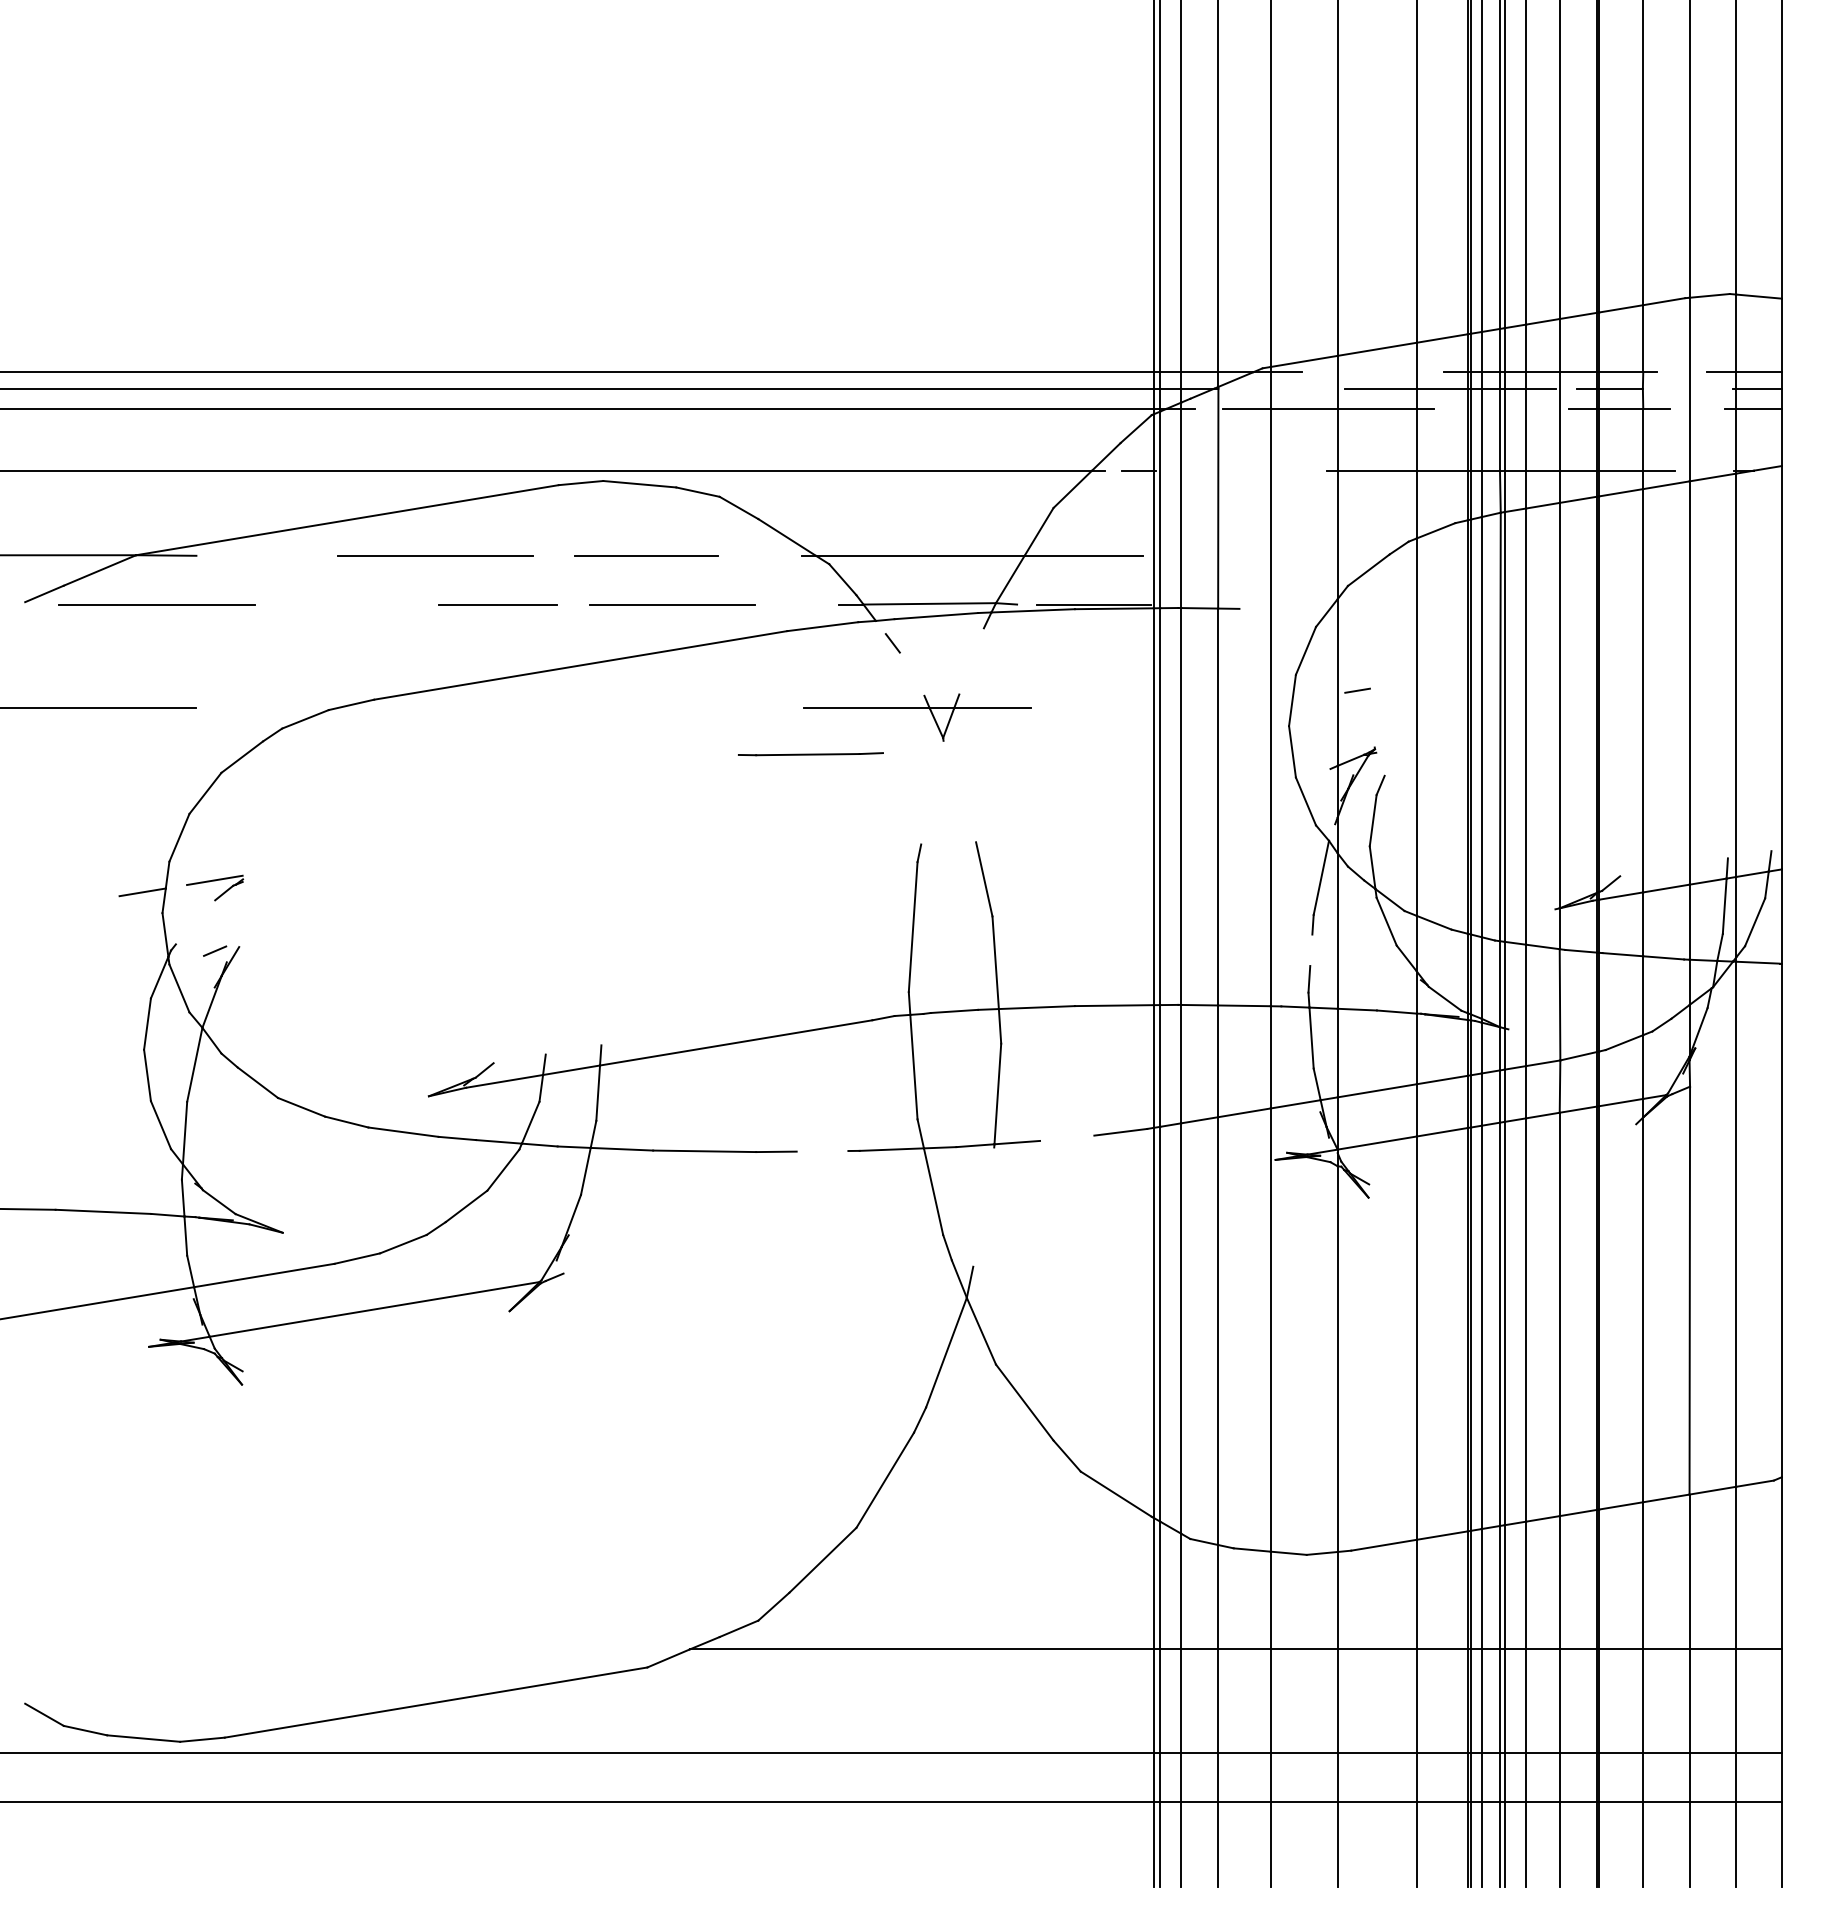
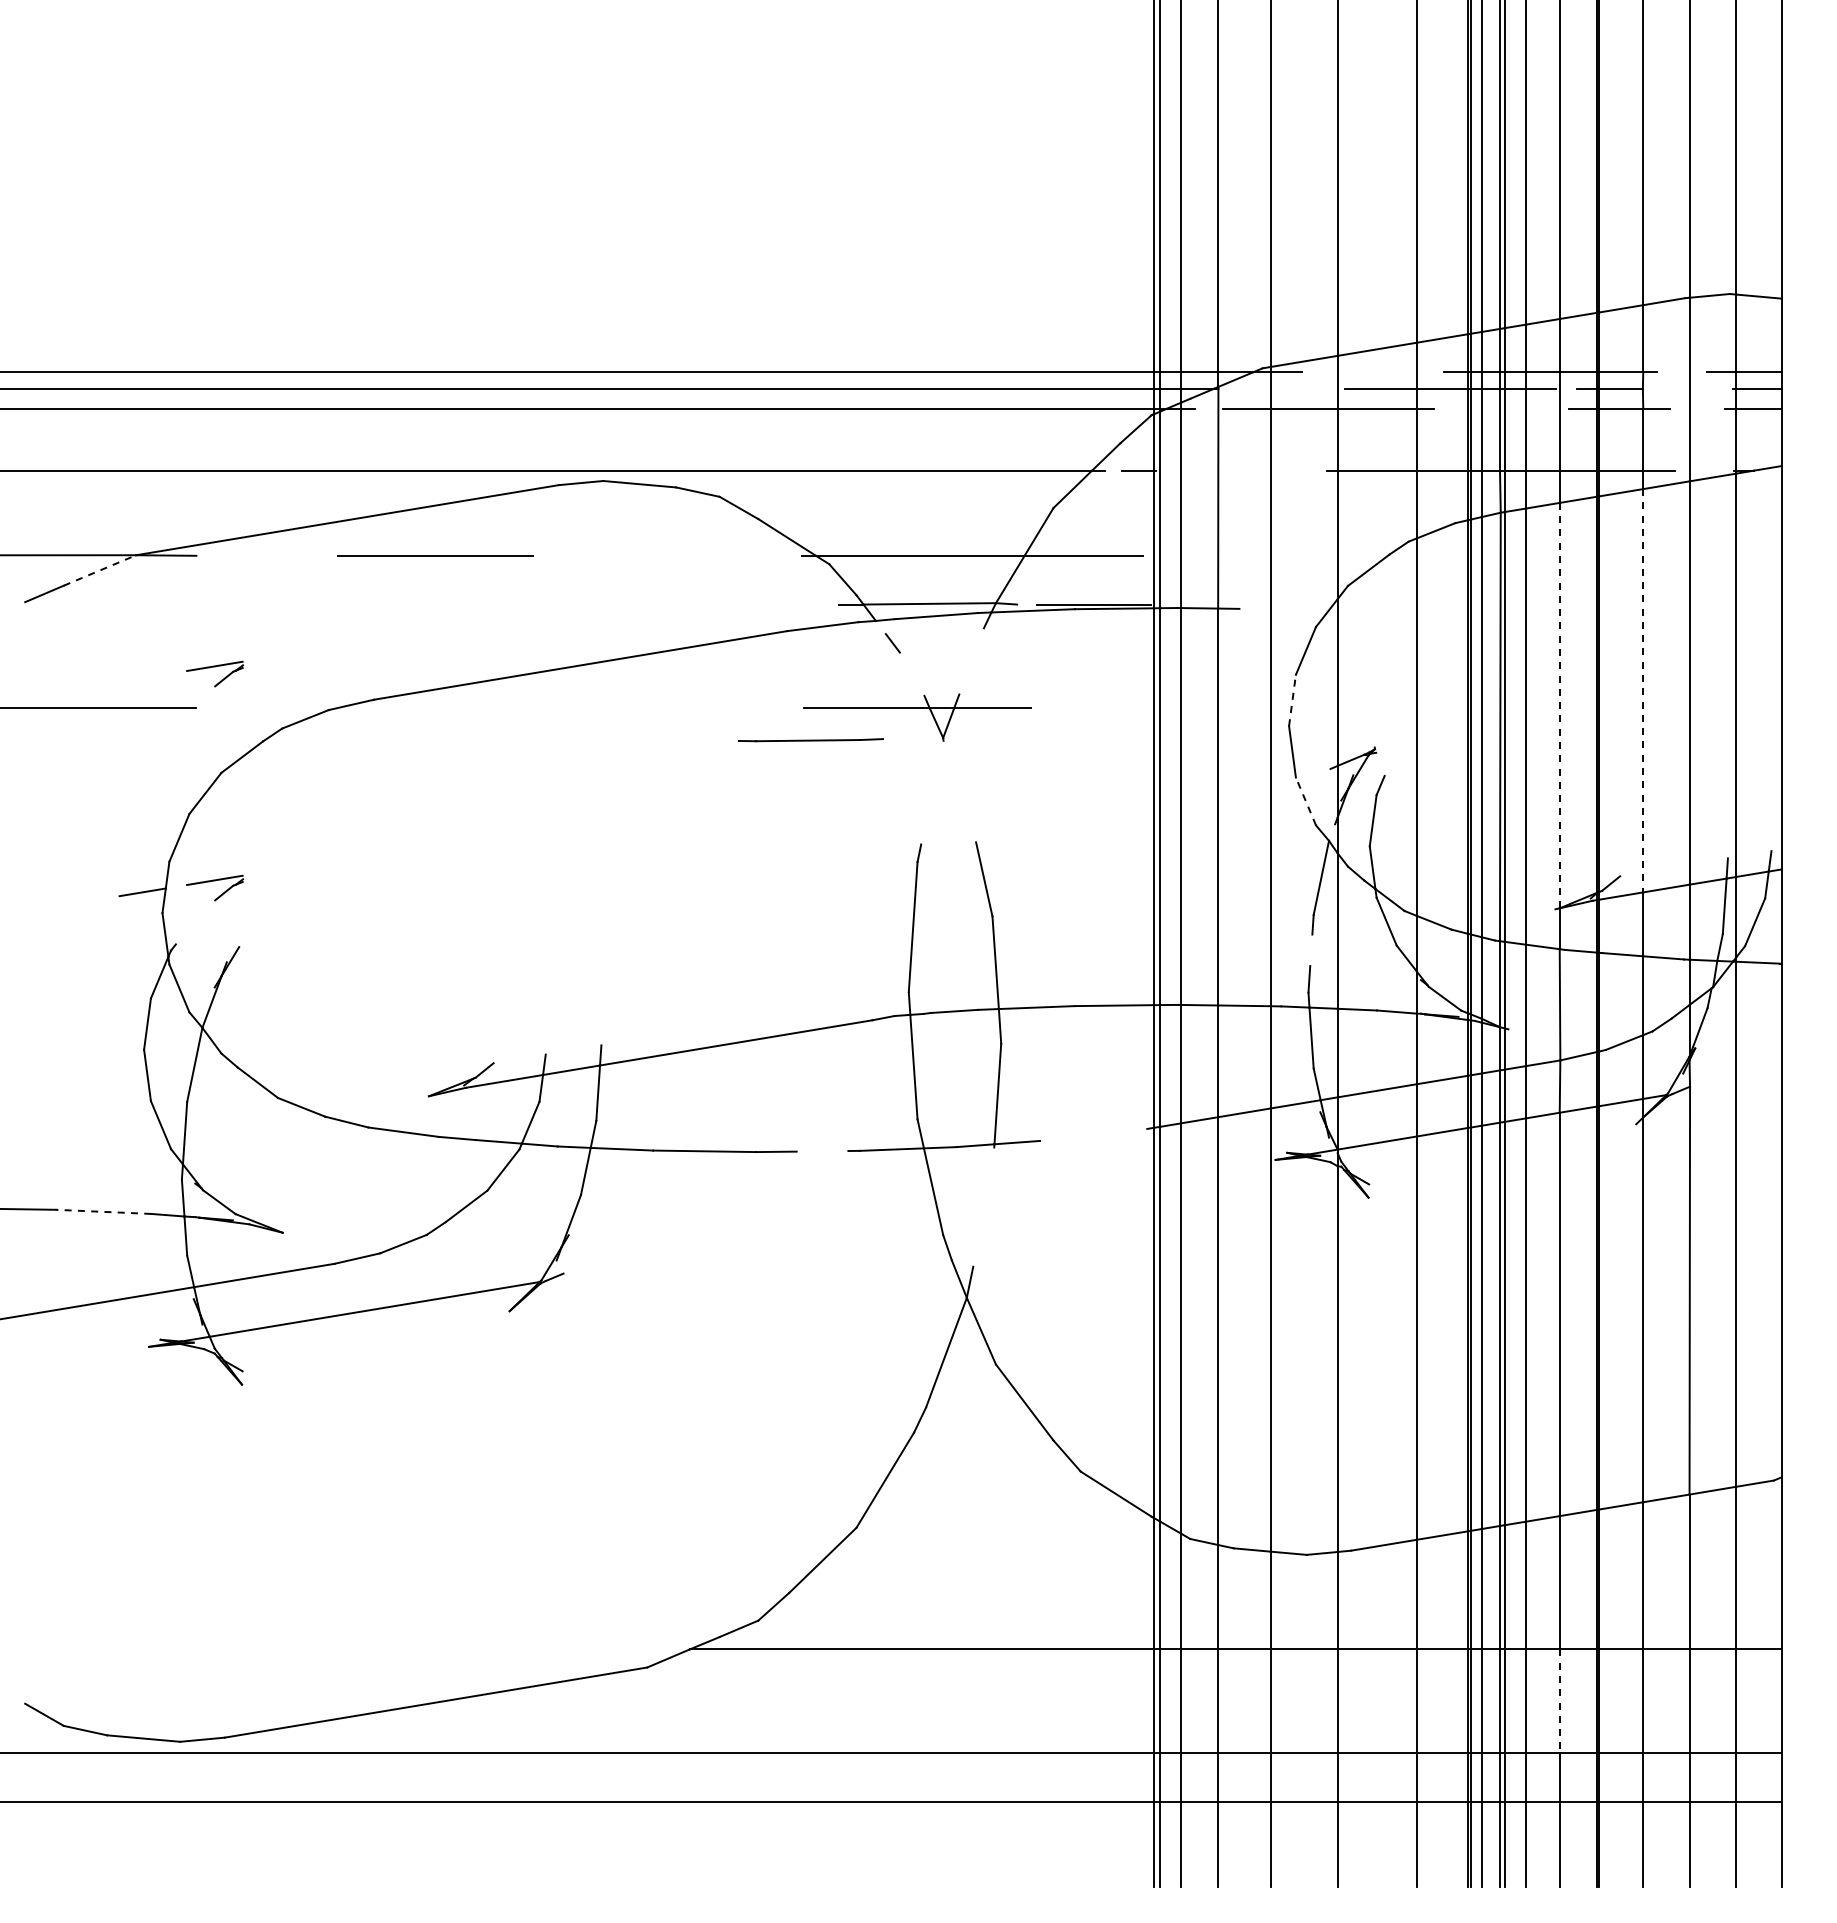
line: present -> none (646, 555)
line: solid -> dashed (100, 570)
line: present -> none (157, 604)
line: present -> none (497, 604)
line: present -> none (671, 604)
part: none -> present (215, 673)
line: present -> none (1357, 690)
line: solid -> dashed (1643, 690)
line: solid -> dashed (1292, 700)
line: solid -> dashed (1559, 705)
line position: (810, 754) -> (810, 740) (810, 740)
line: solid -> dashed (1305, 801)
line: present -> none (215, 950)
line: present -> none (1120, 1131)
line: solid -> dashed (103, 1211)
line: solid -> dashed (1559, 1701)
